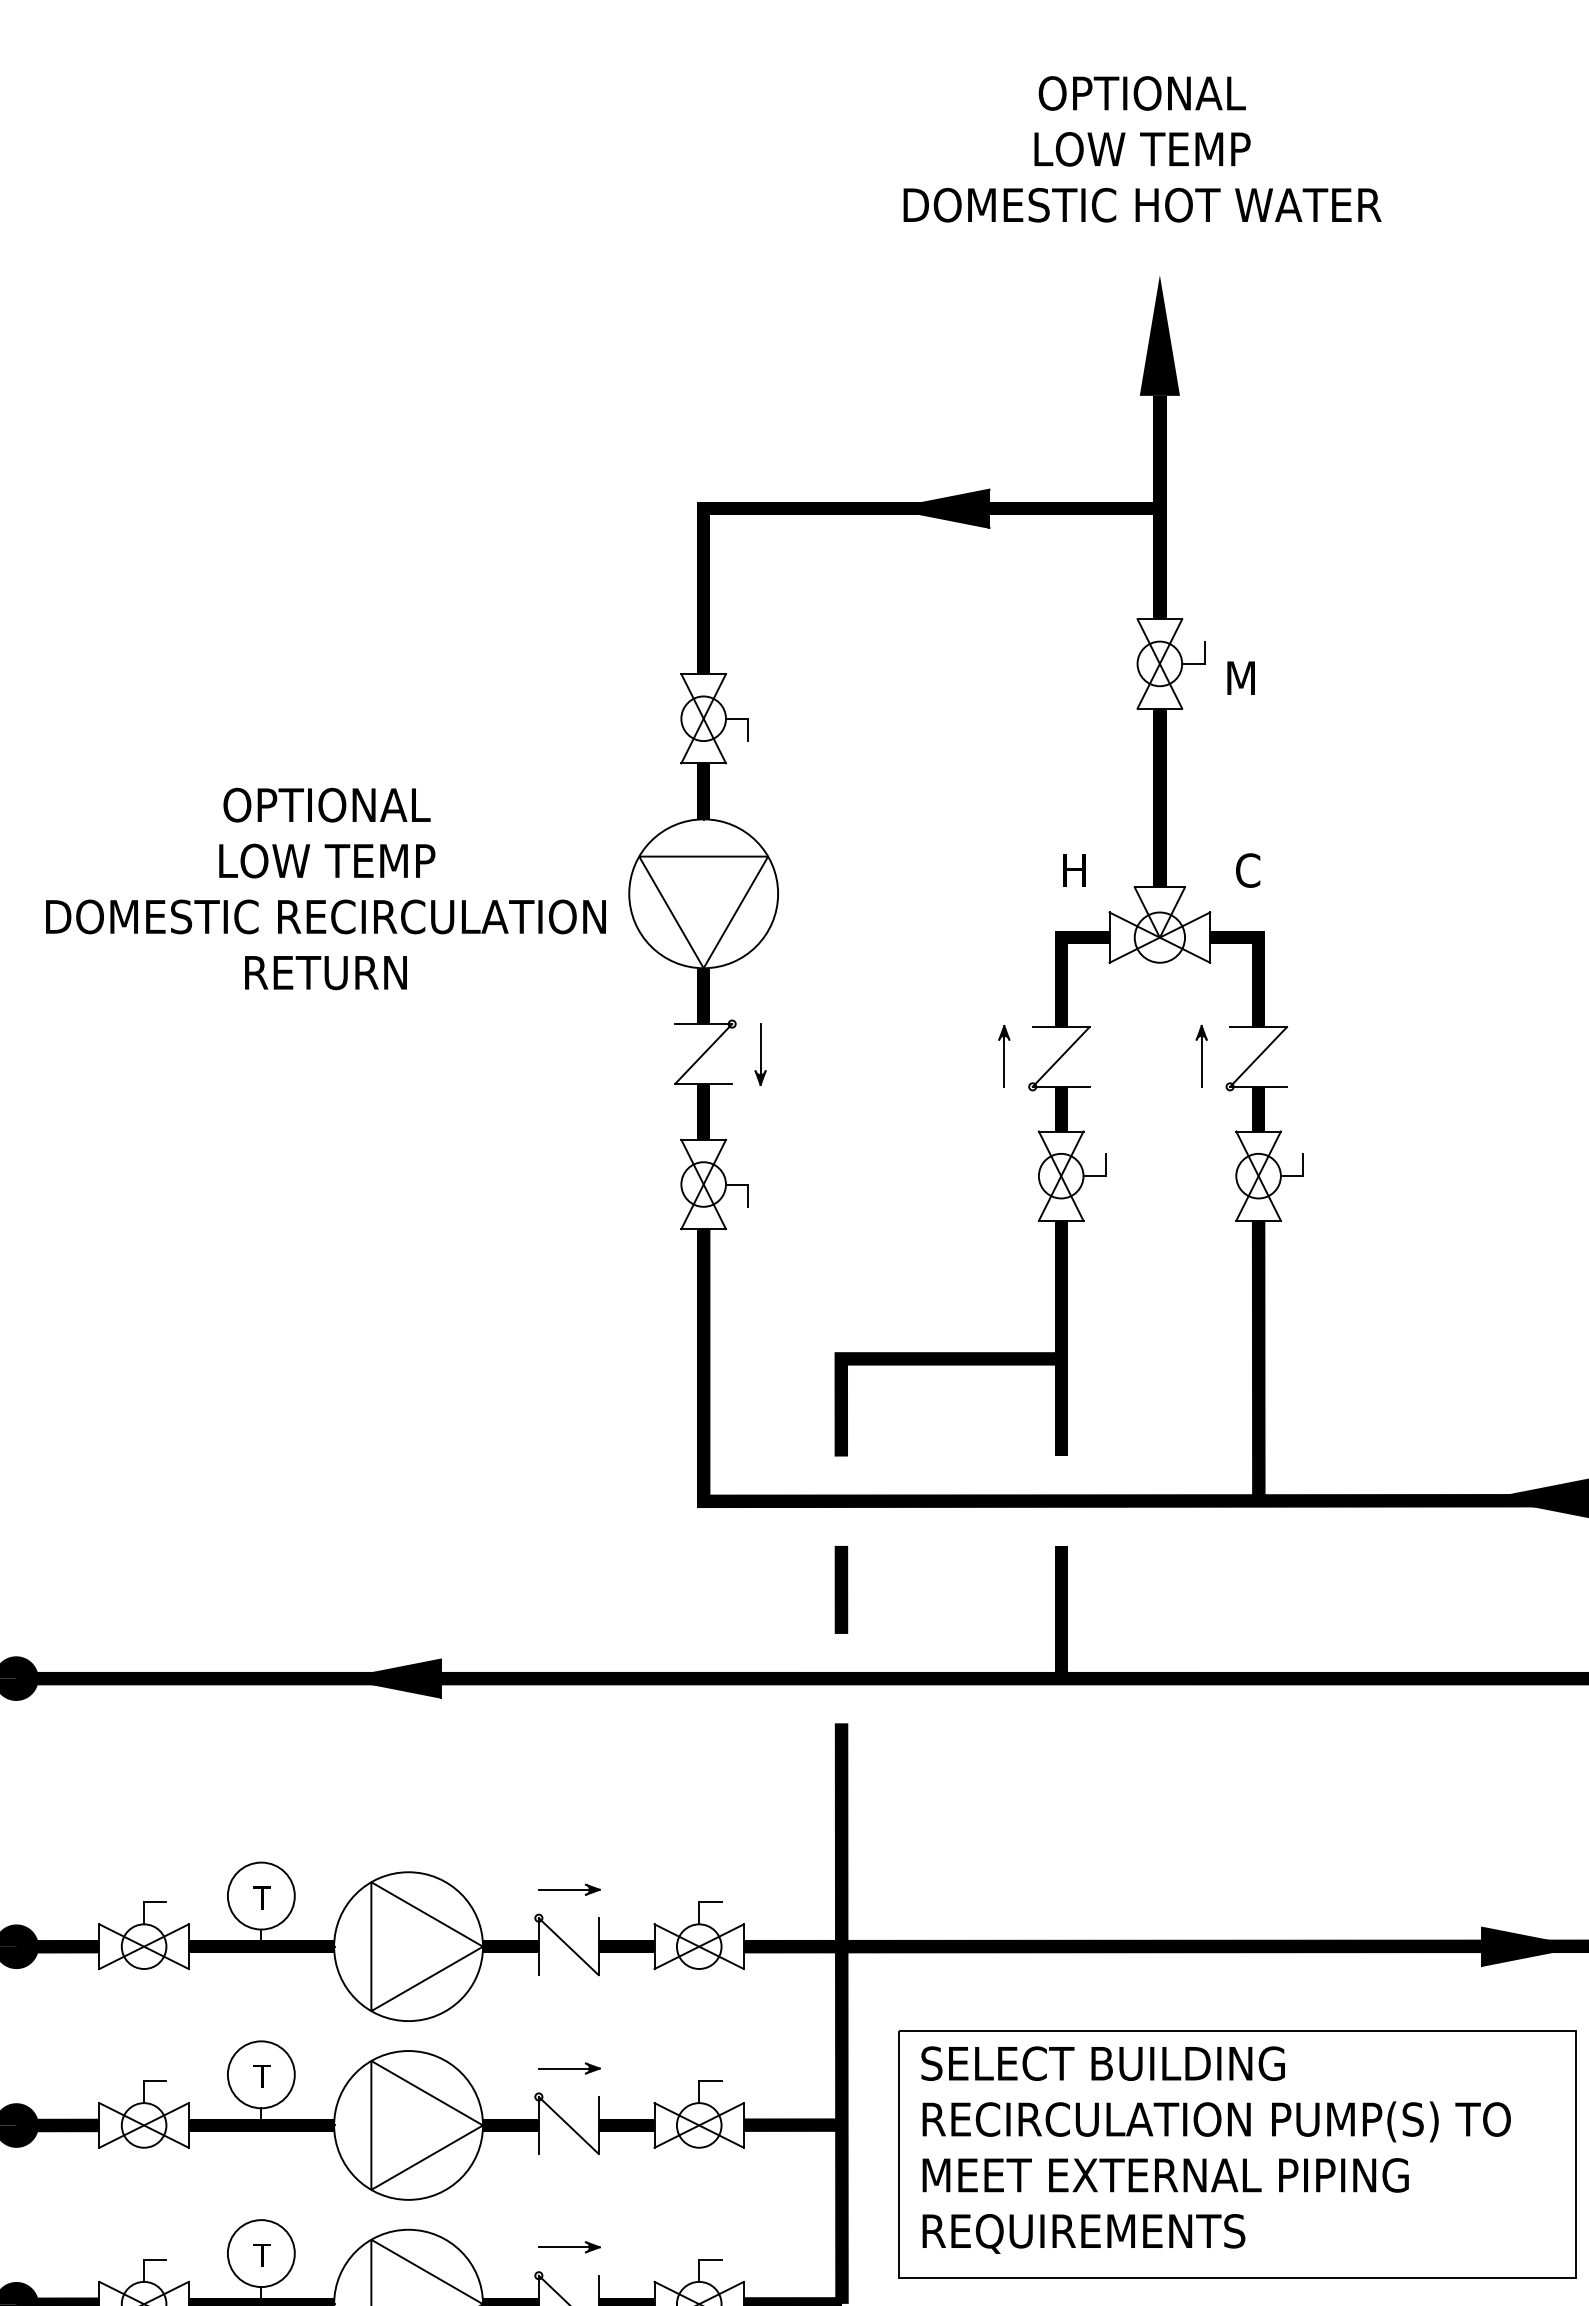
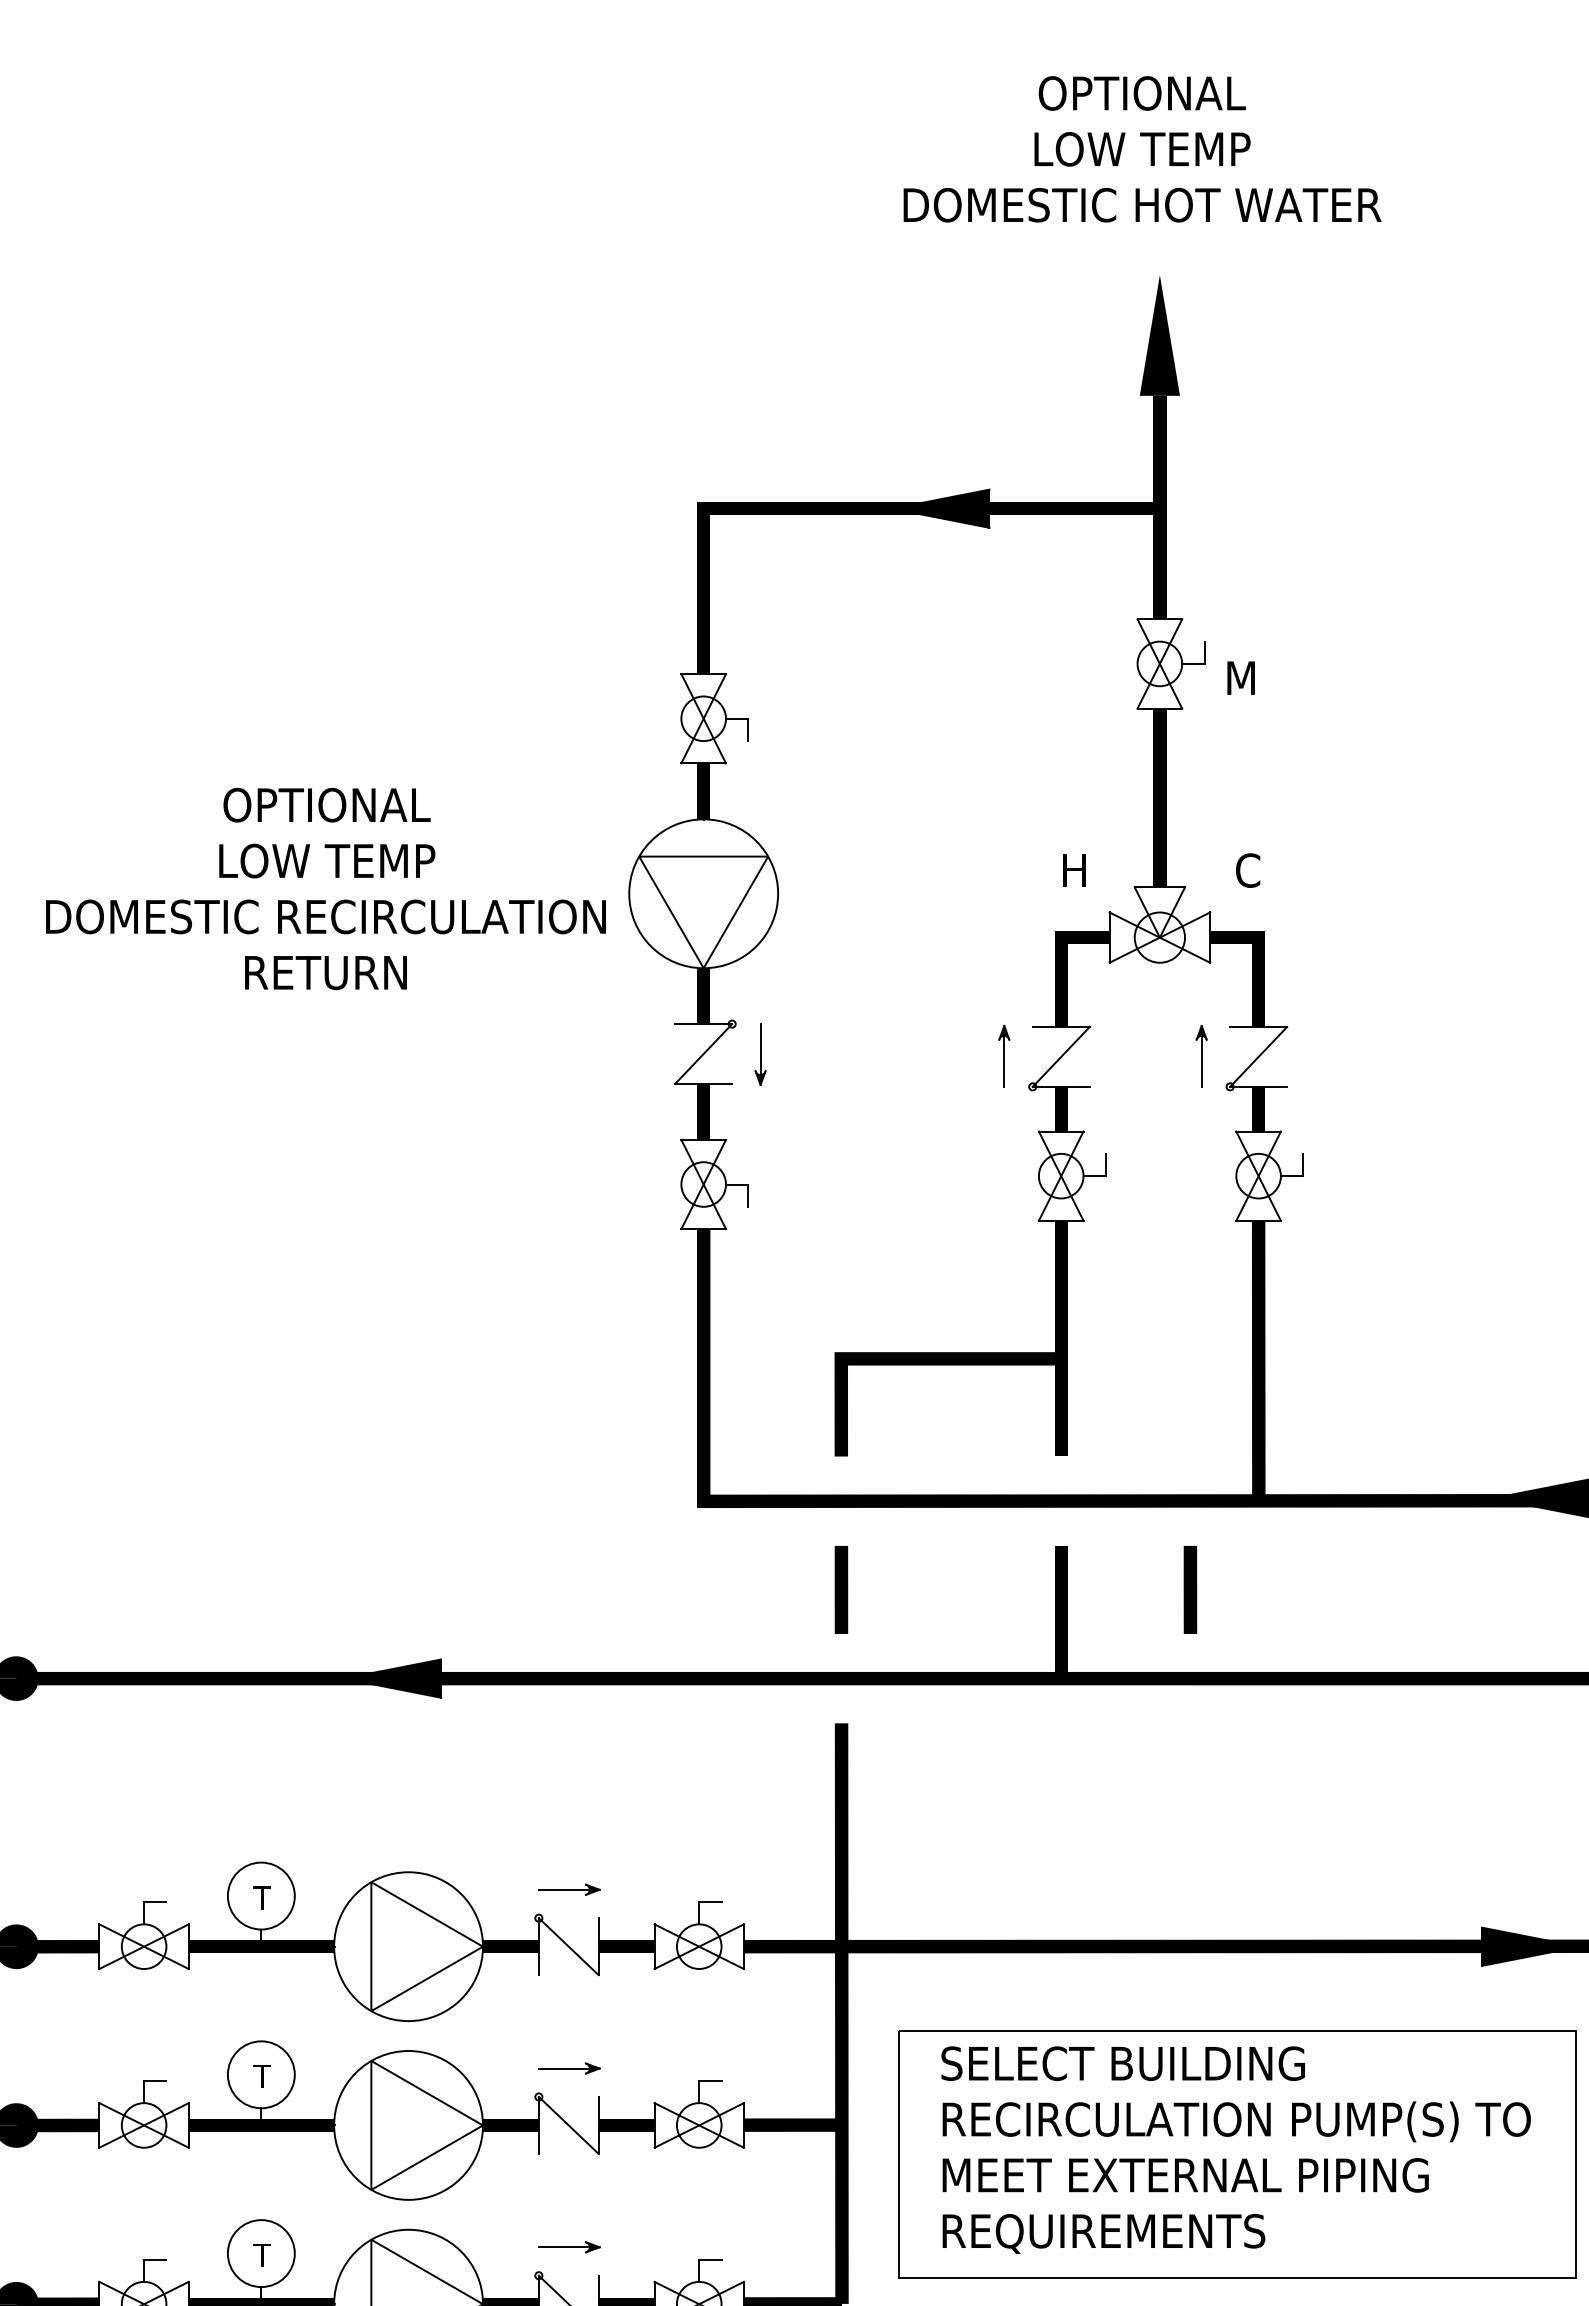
line: none -> present (1190, 1589)
text position: (1215, 2149) -> (1235, 2149) (1235, 2149)
